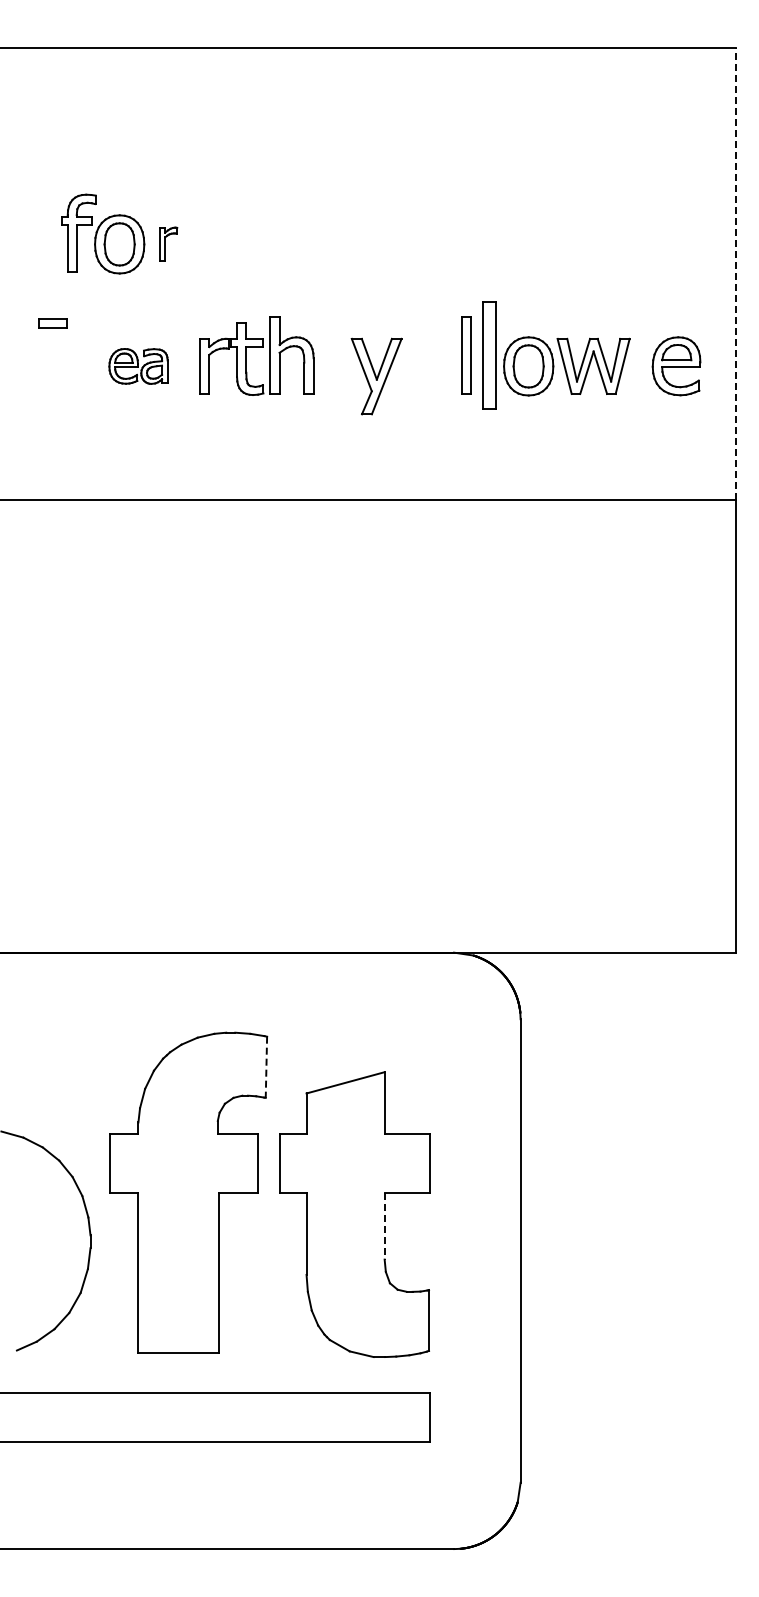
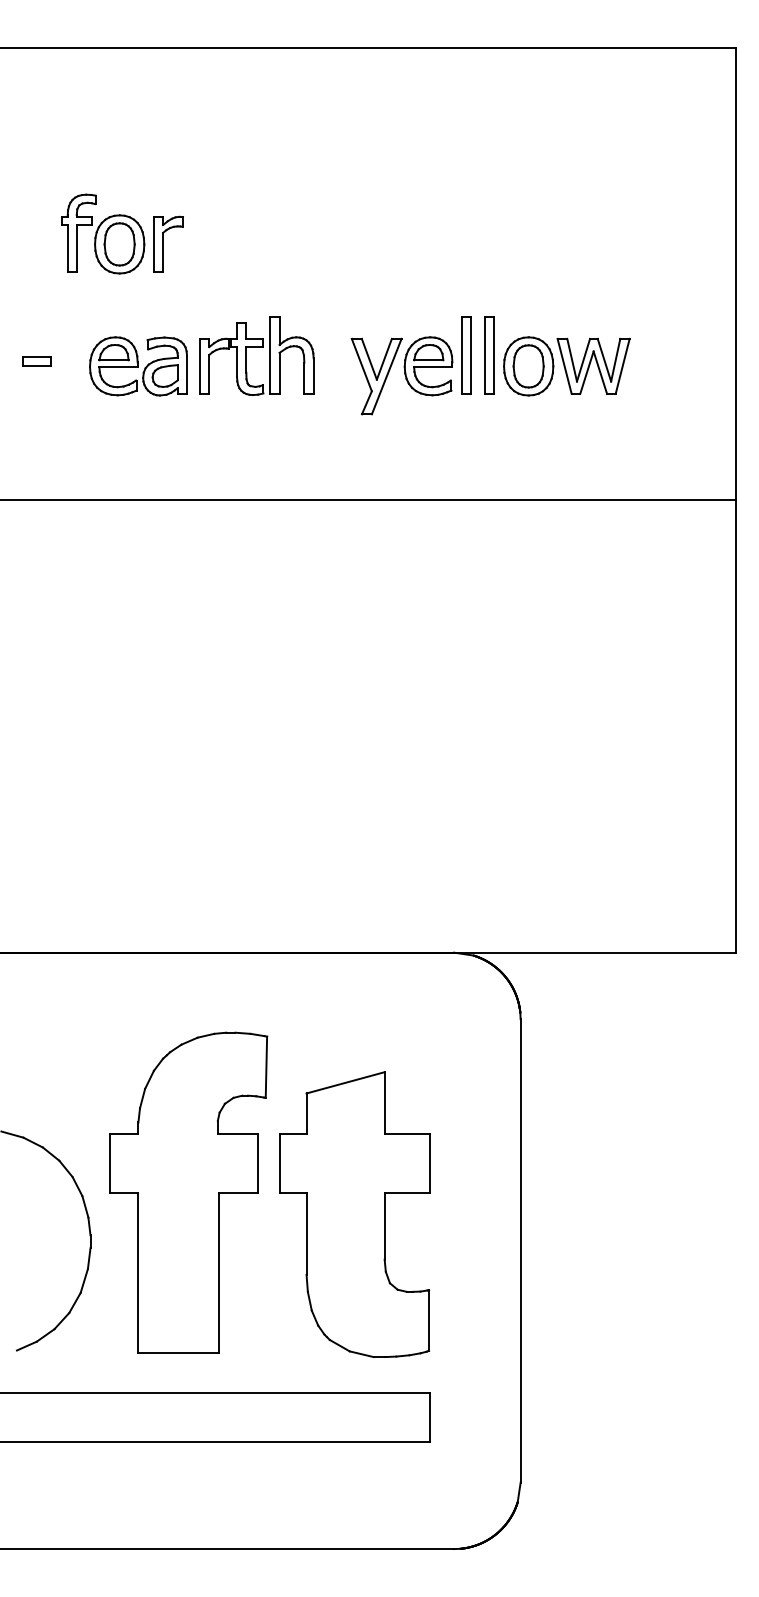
part size: 20x36 px -> 31x58 px (168, 243)
line: dashed -> solid (736, 273)
part position: (52, 323) -> (36, 361) (36, 361)
part size: 15x109 px -> 11x79 px (489, 355)
part size: 61x37 px -> 99x61 px (138, 366)
part position: (676, 366) -> (428, 366) (428, 366)
line: dashed -> solid (266, 1067)
line: dashed -> solid (384, 1226)
